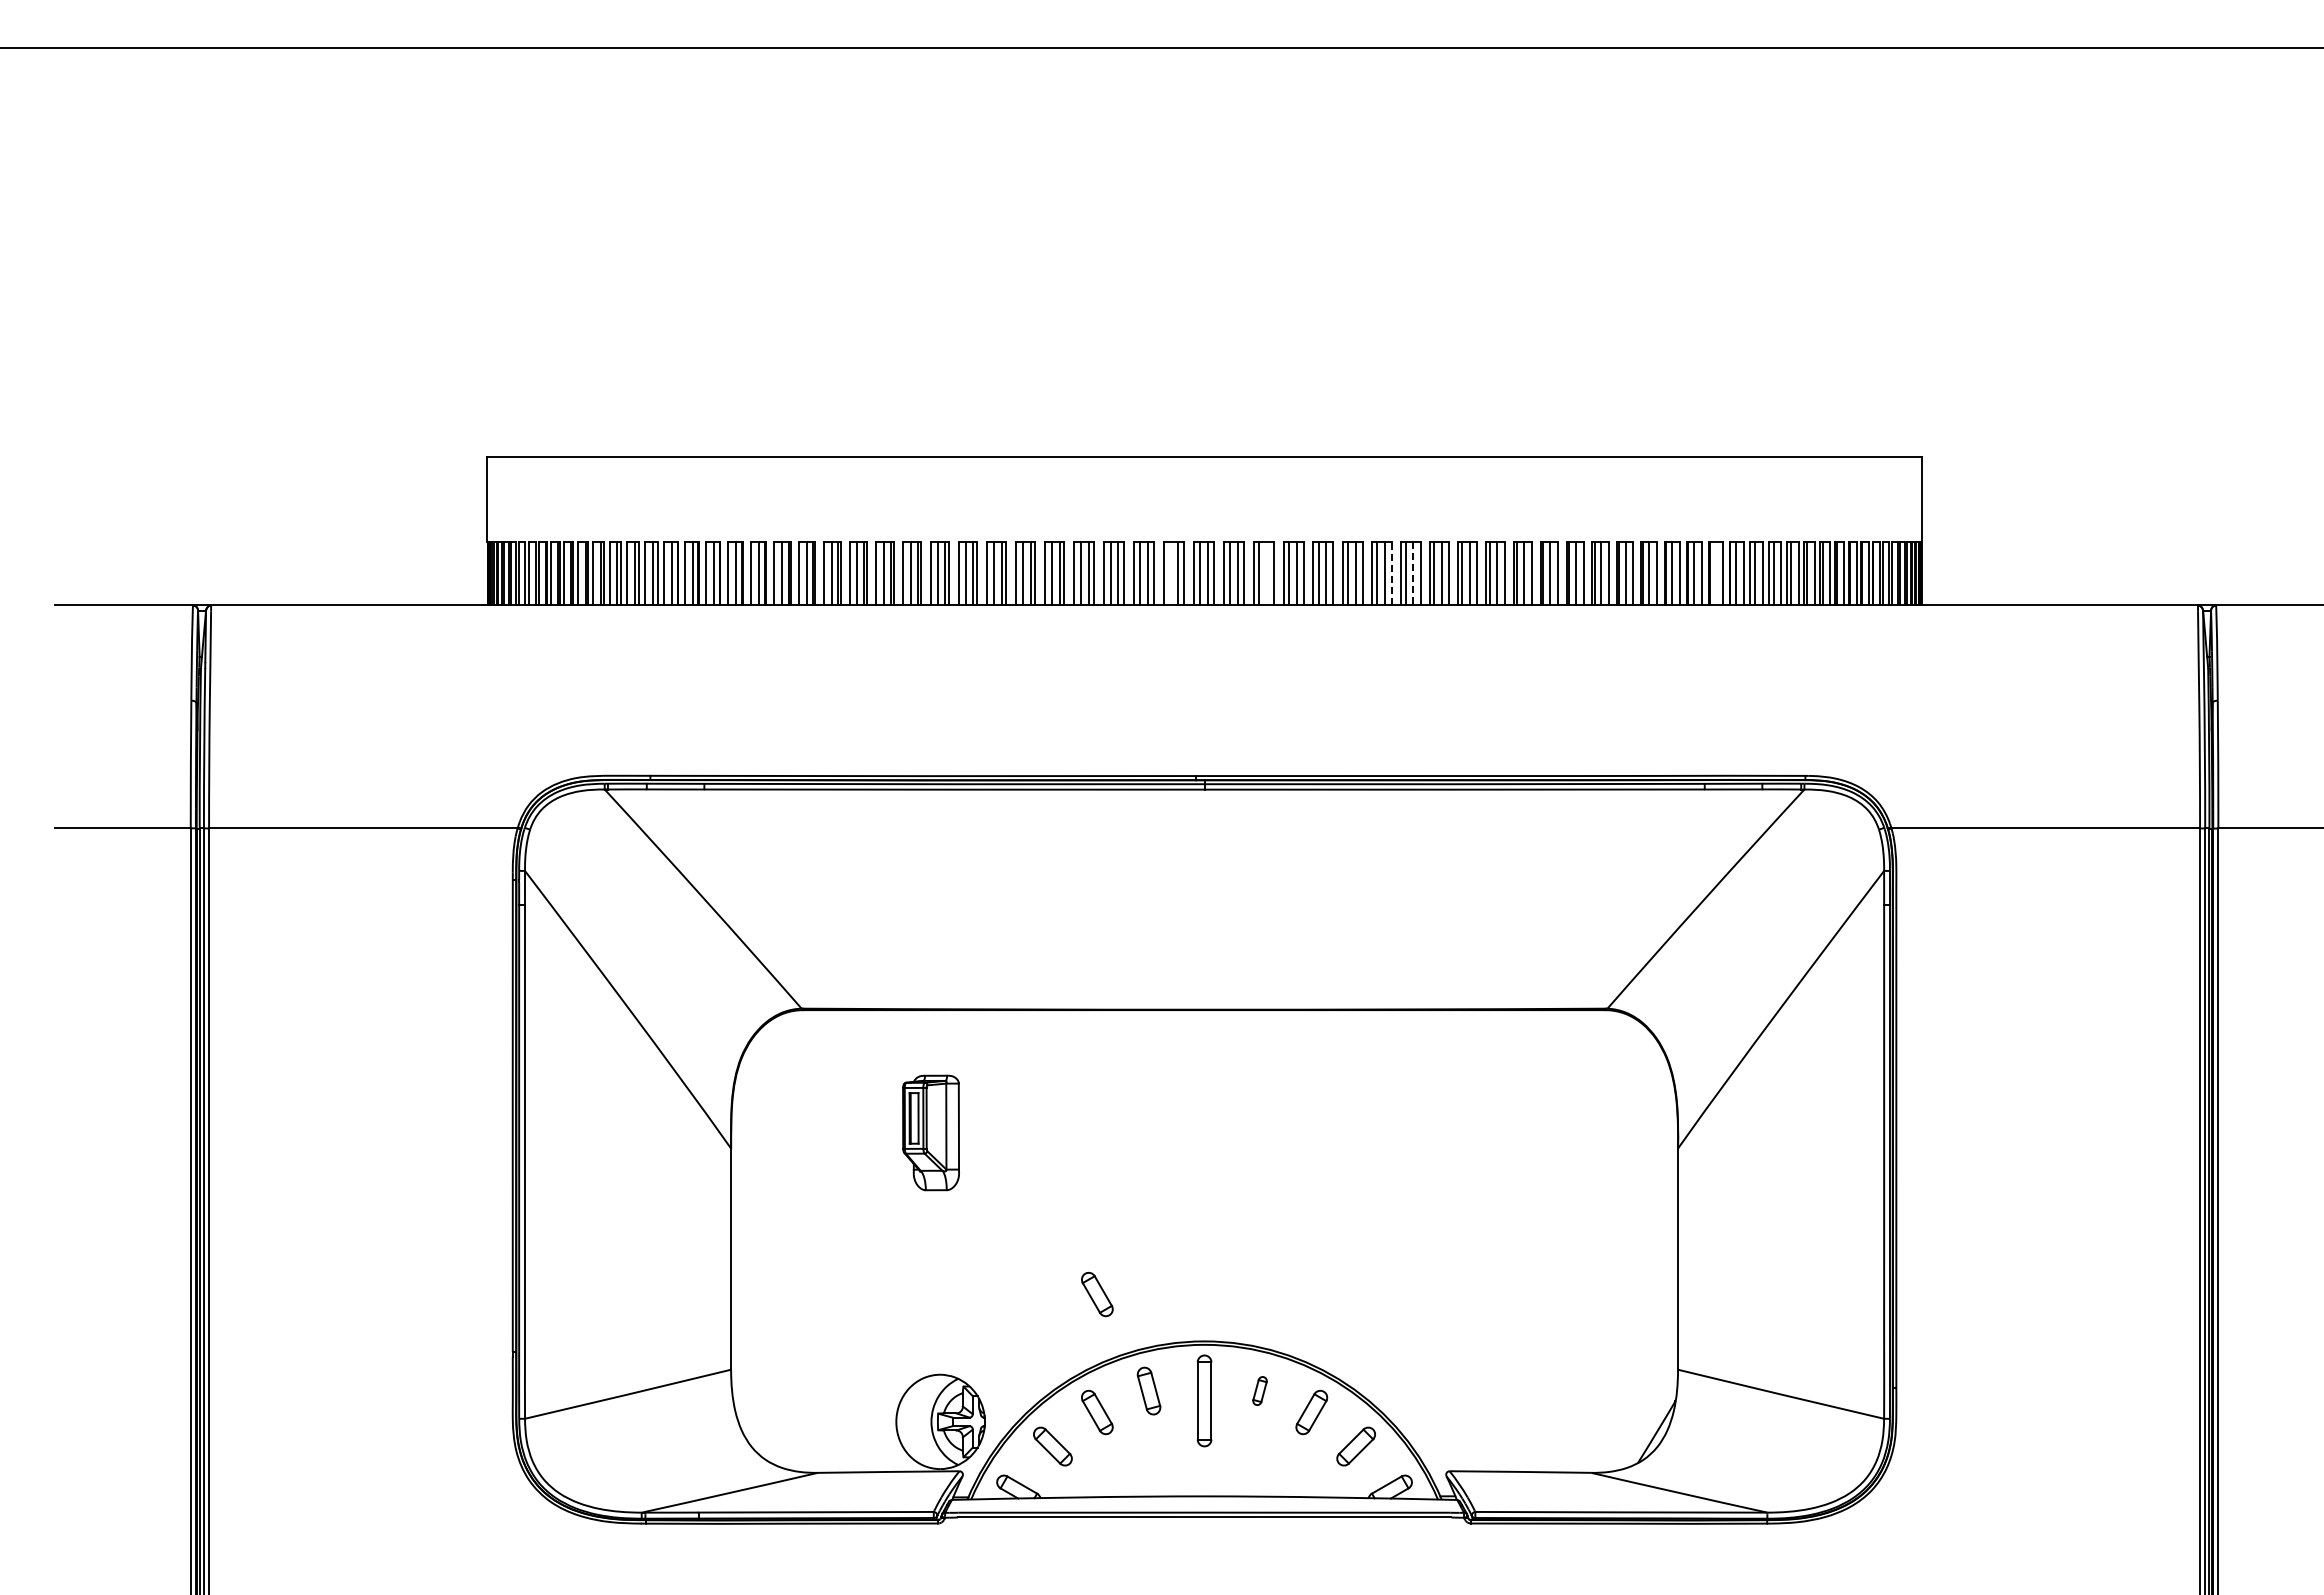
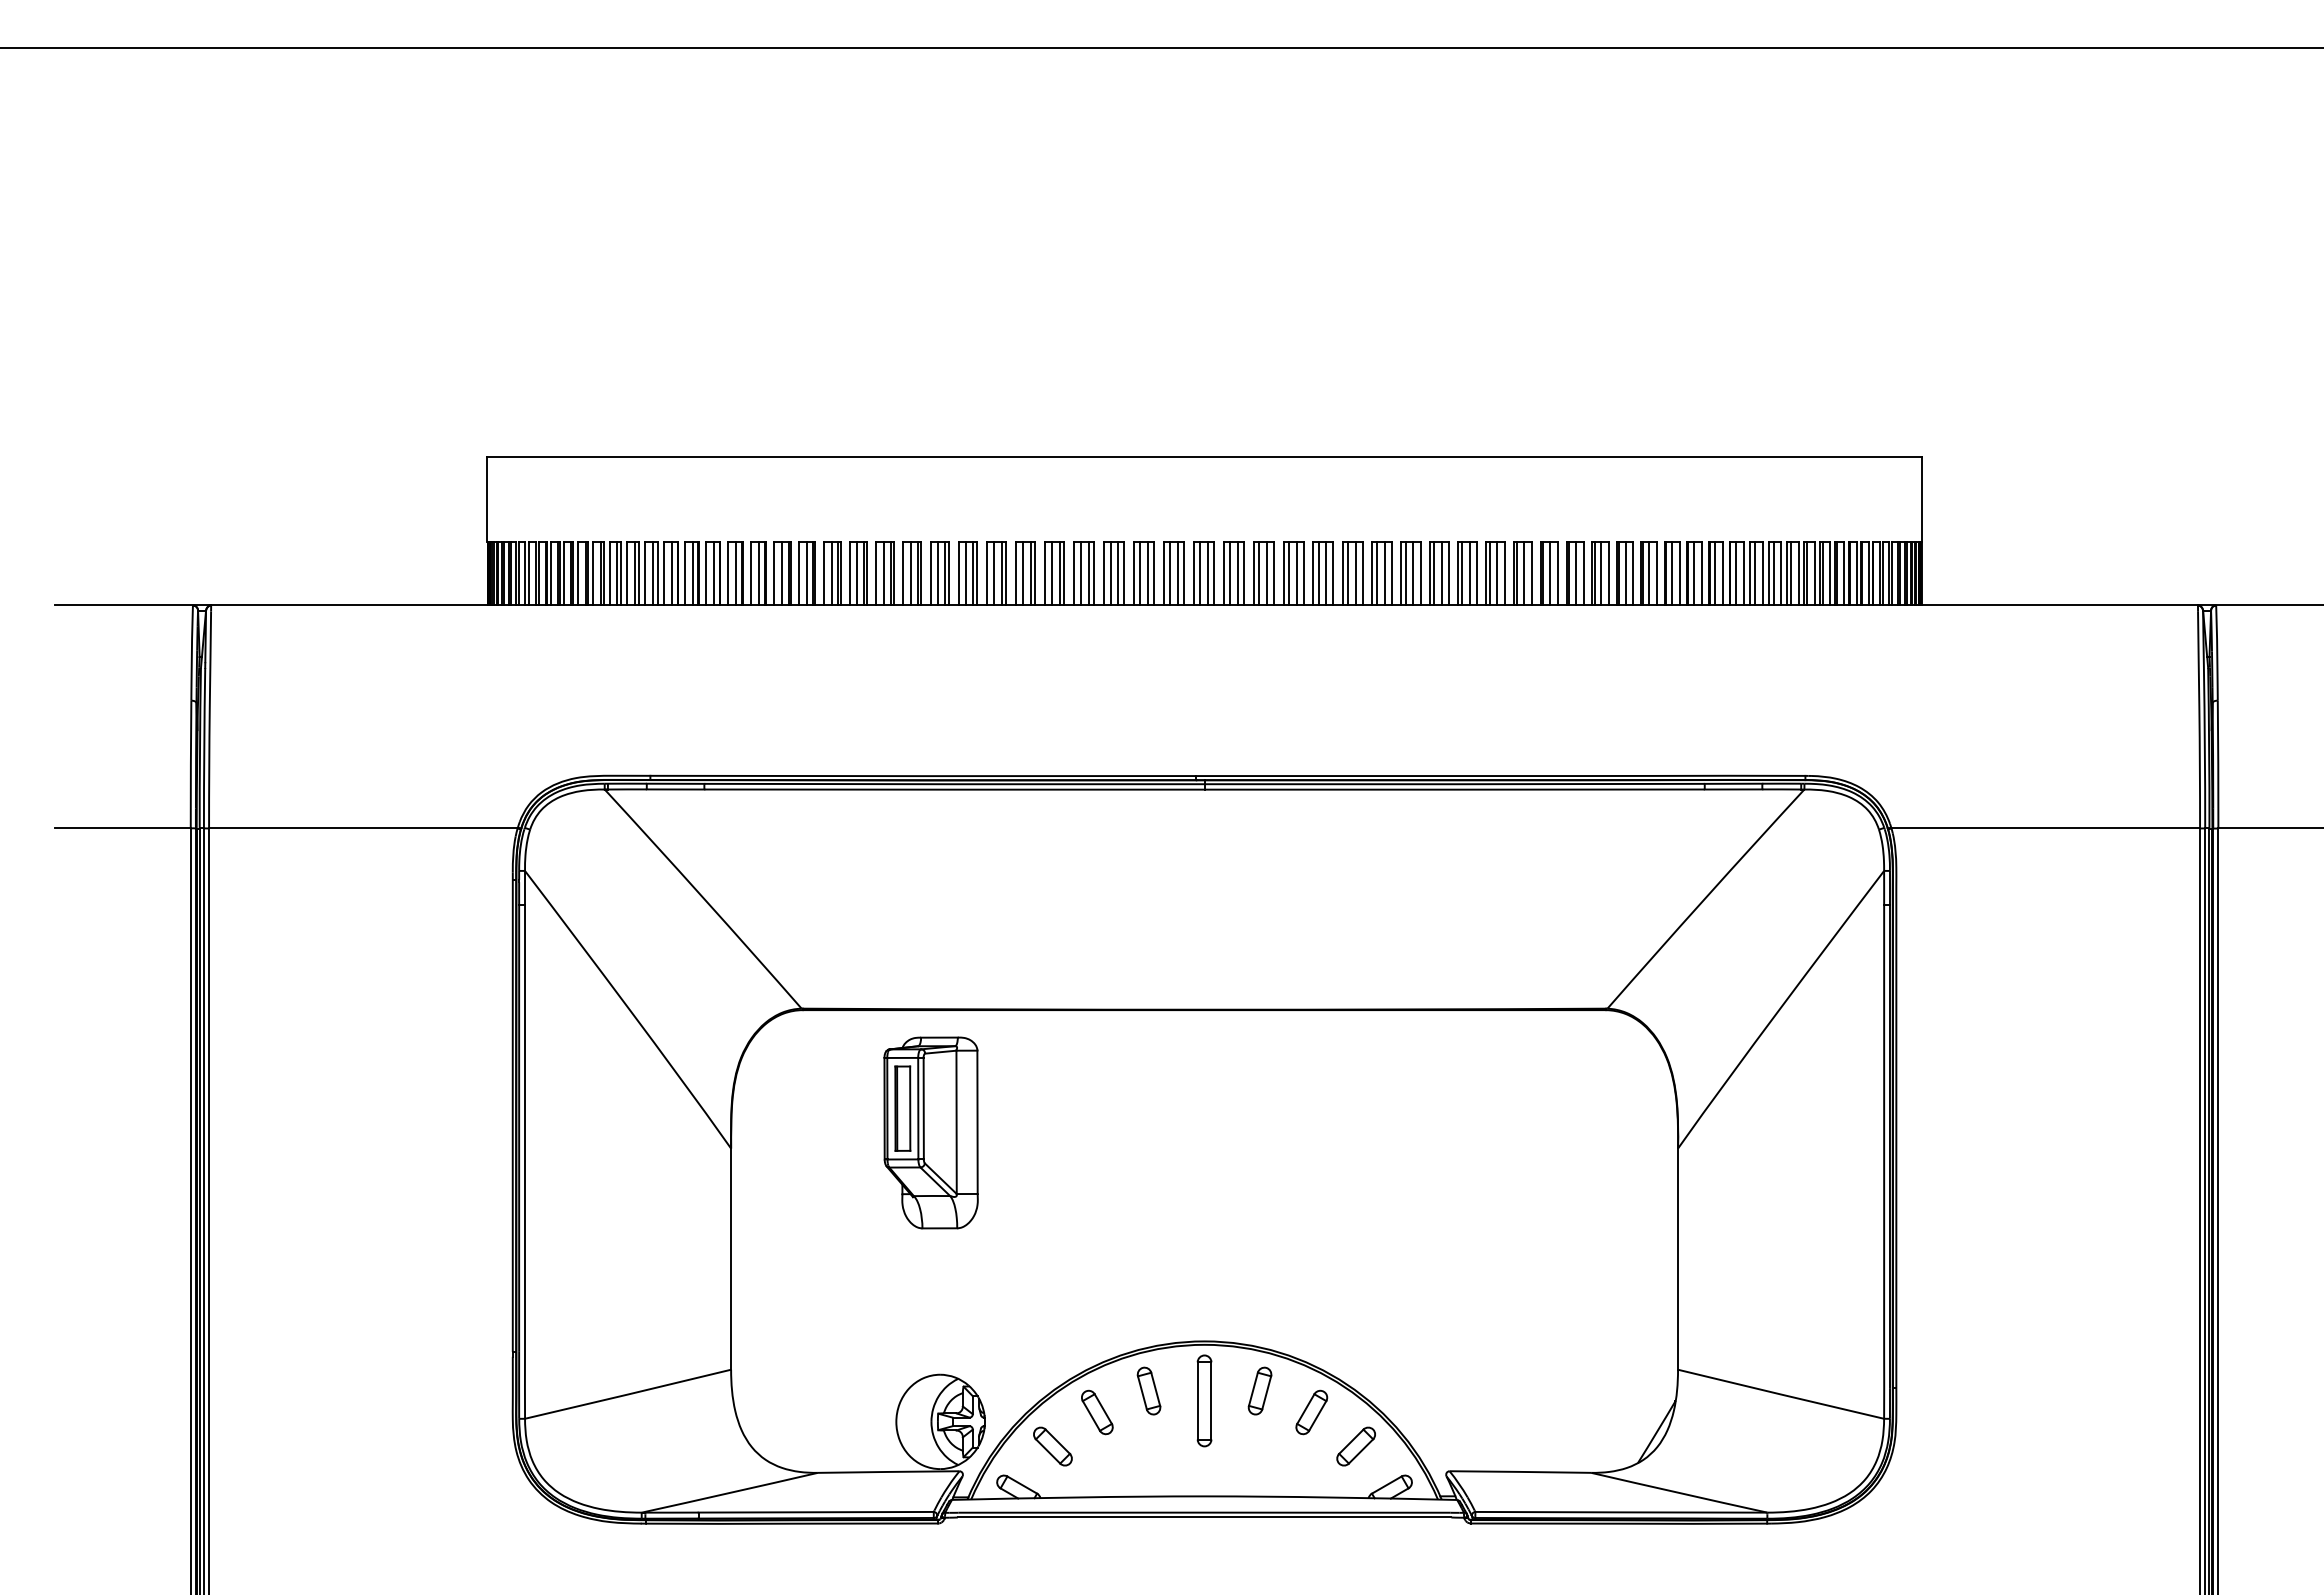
line: none -> present (1169, 573)
line: none -> present (1267, 573)
line: dashed -> solid (1391, 573)
line: dashed -> solid (1413, 573)
line: none -> present (1715, 573)
part size: 58x118 px -> 96x194 px (930, 1132)
part: present -> none (1097, 1294)
part size: 16x30 px -> 26x50 px (1259, 1390)
